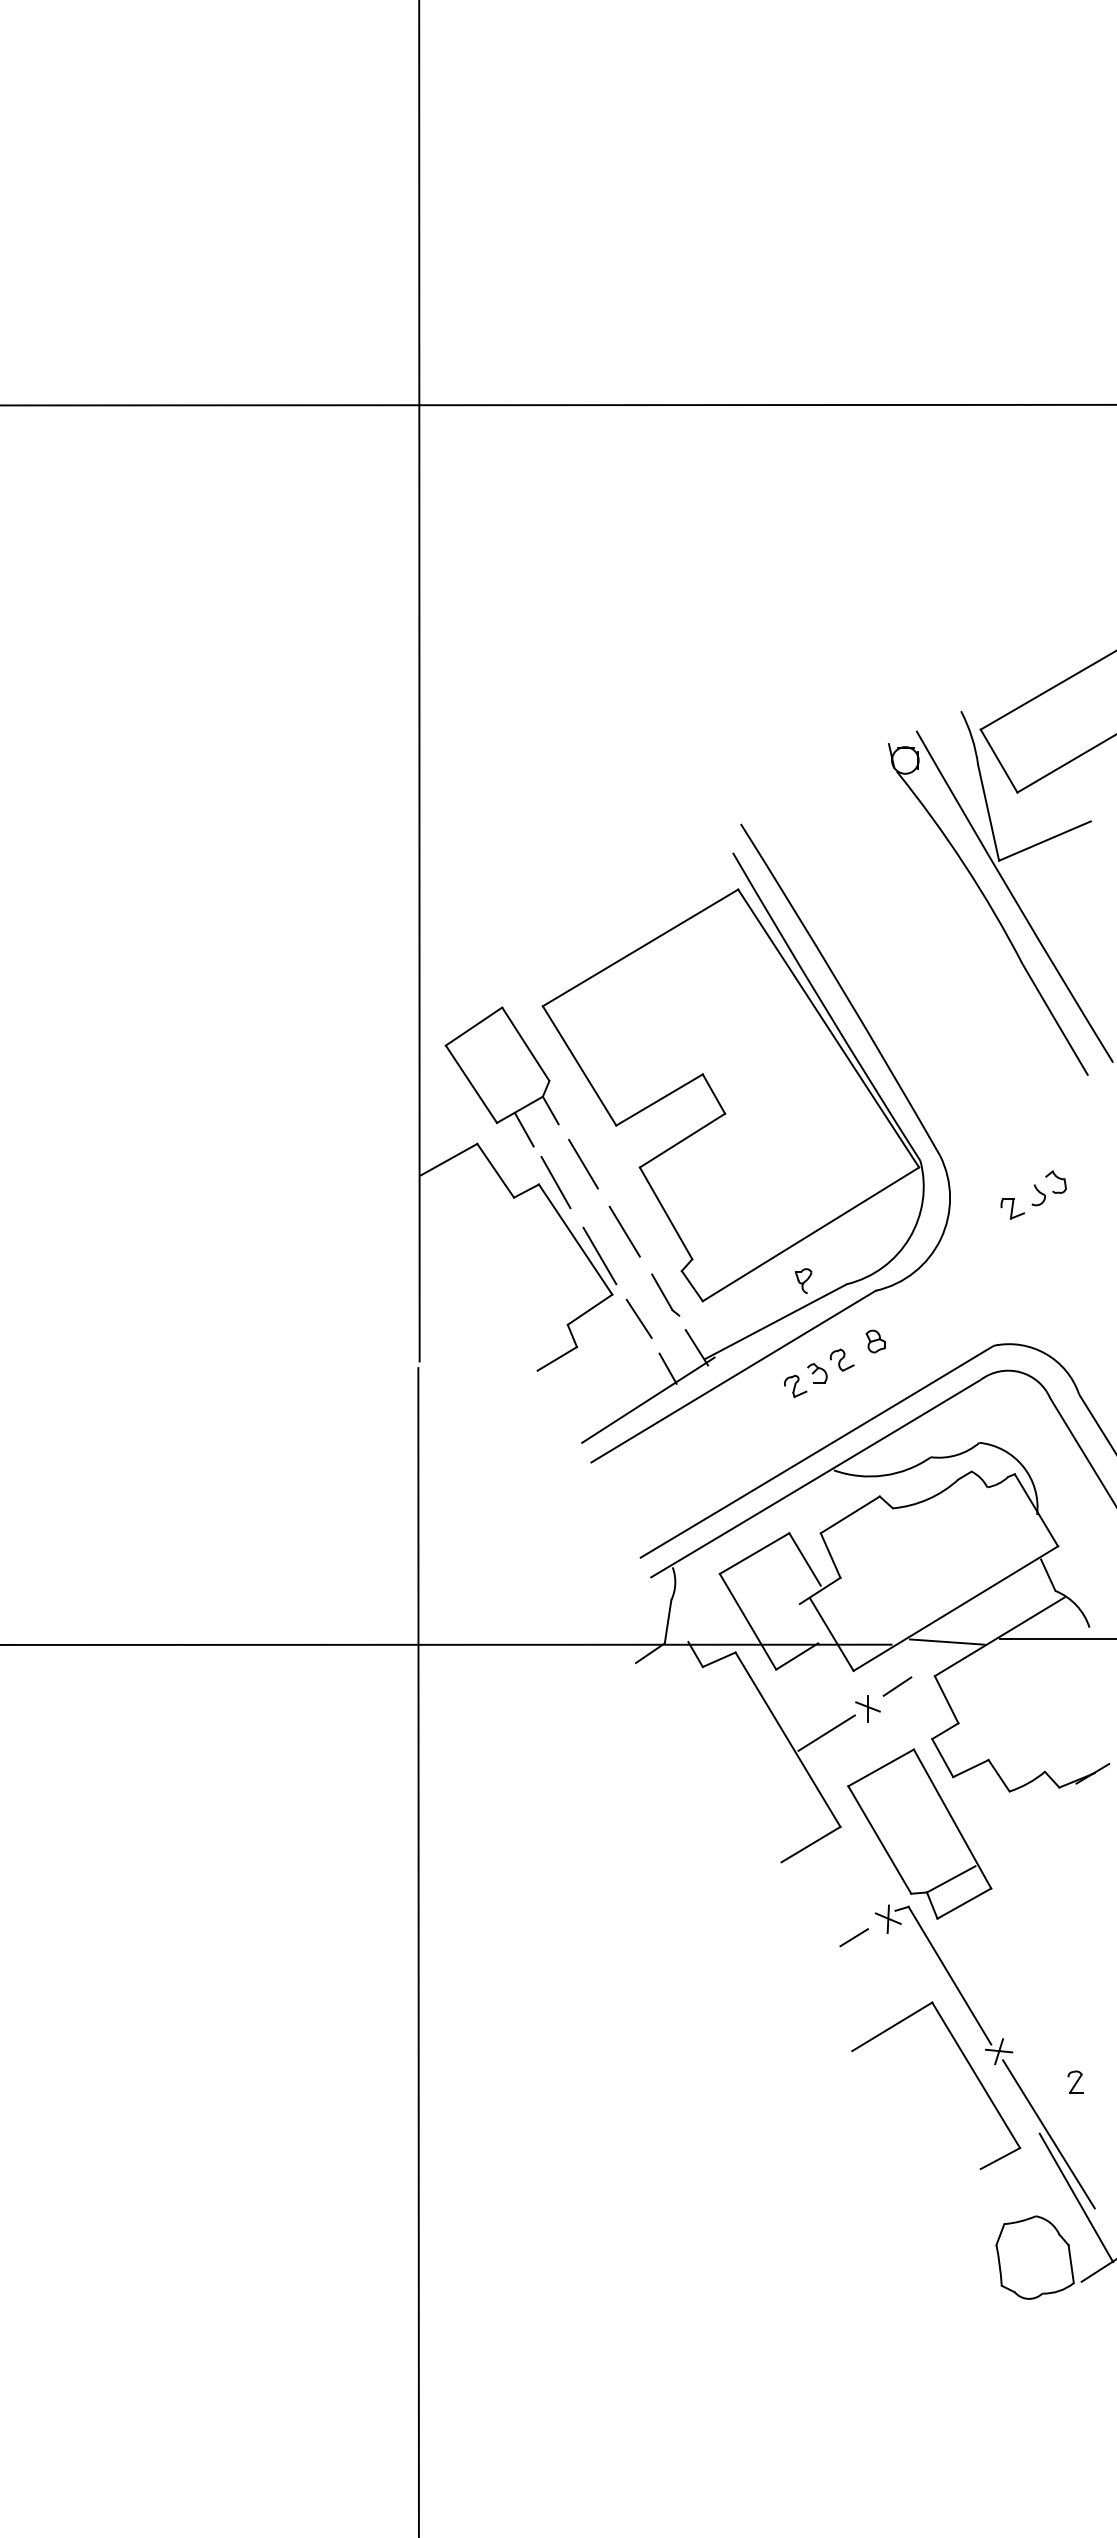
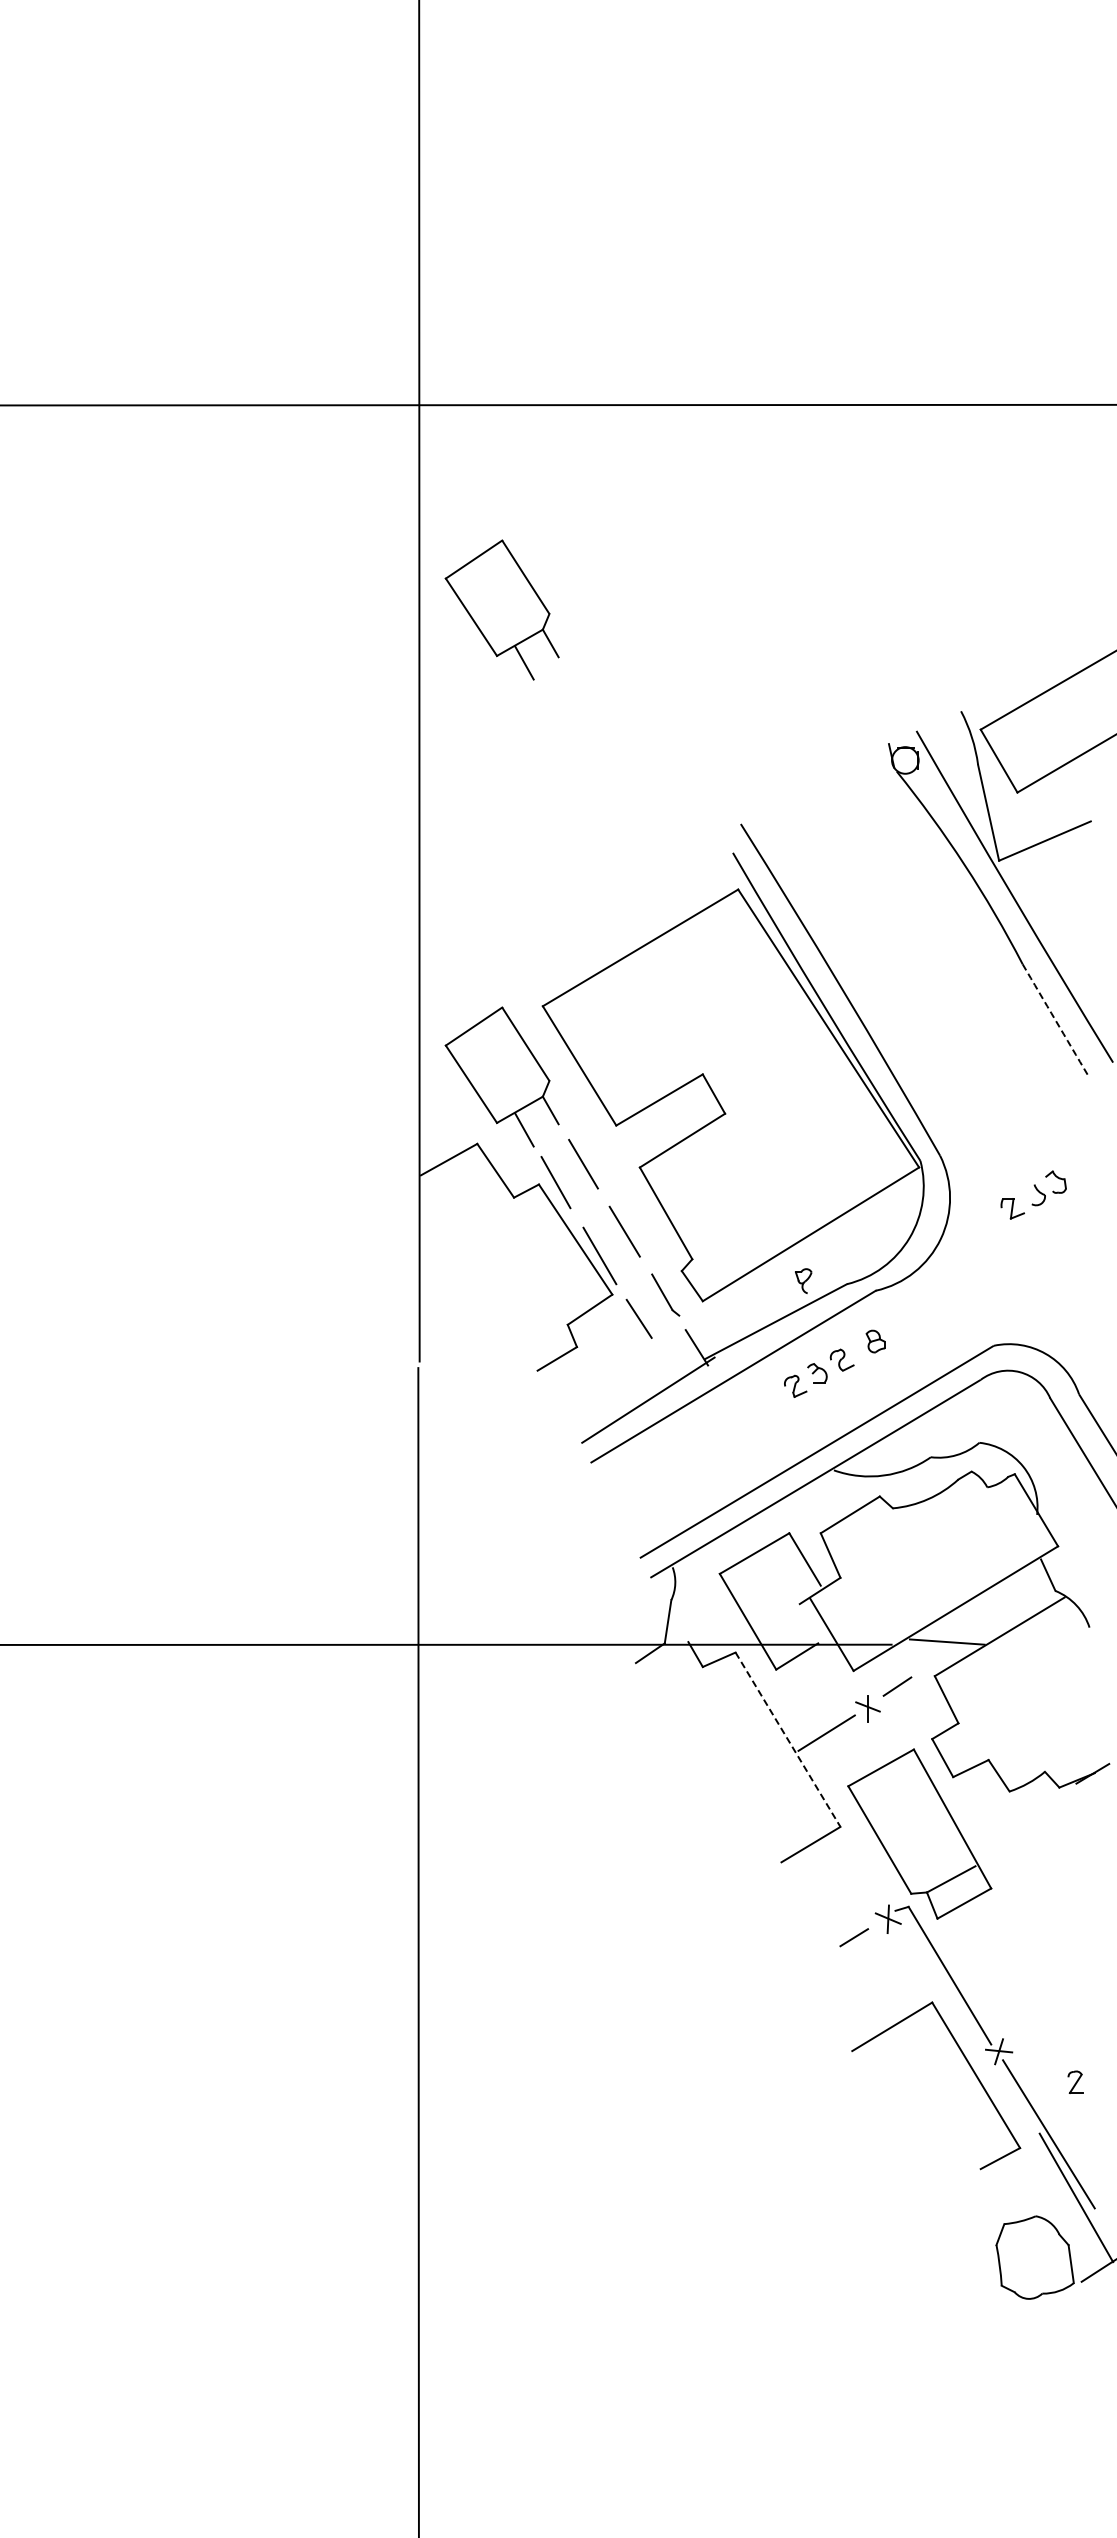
part: none -> present (501, 609)
arc: solid -> dashed (1055, 1020)
line: present -> none (667, 1368)
line: present -> none (1056, 1639)
line: solid -> dashed (788, 1739)
